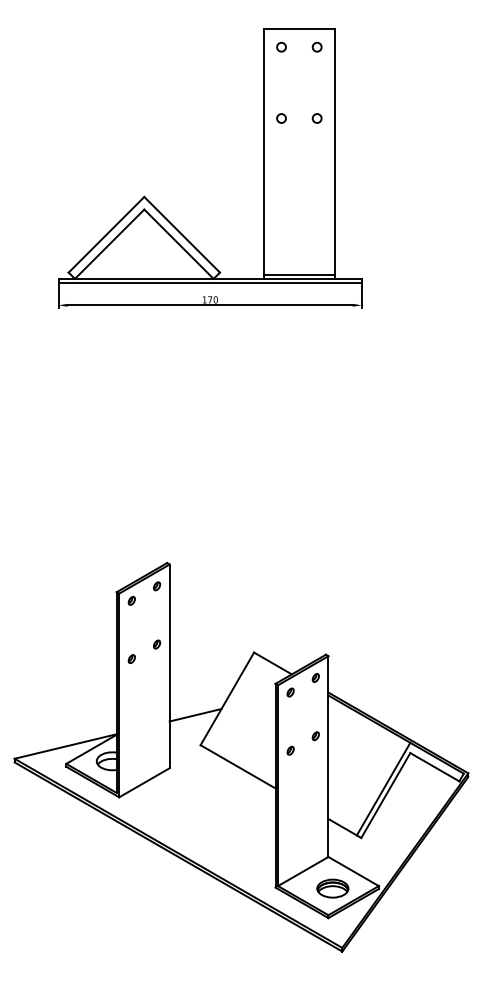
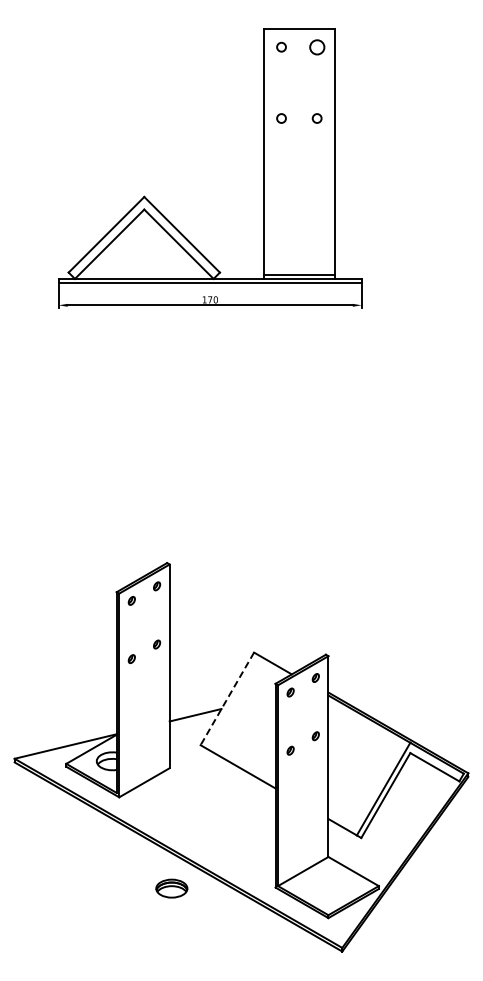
circle size: 12x12 px -> 17x17 px (317, 47)
line: solid -> dashed (227, 699)
part position: (332, 888) -> (171, 888) (171, 888)
